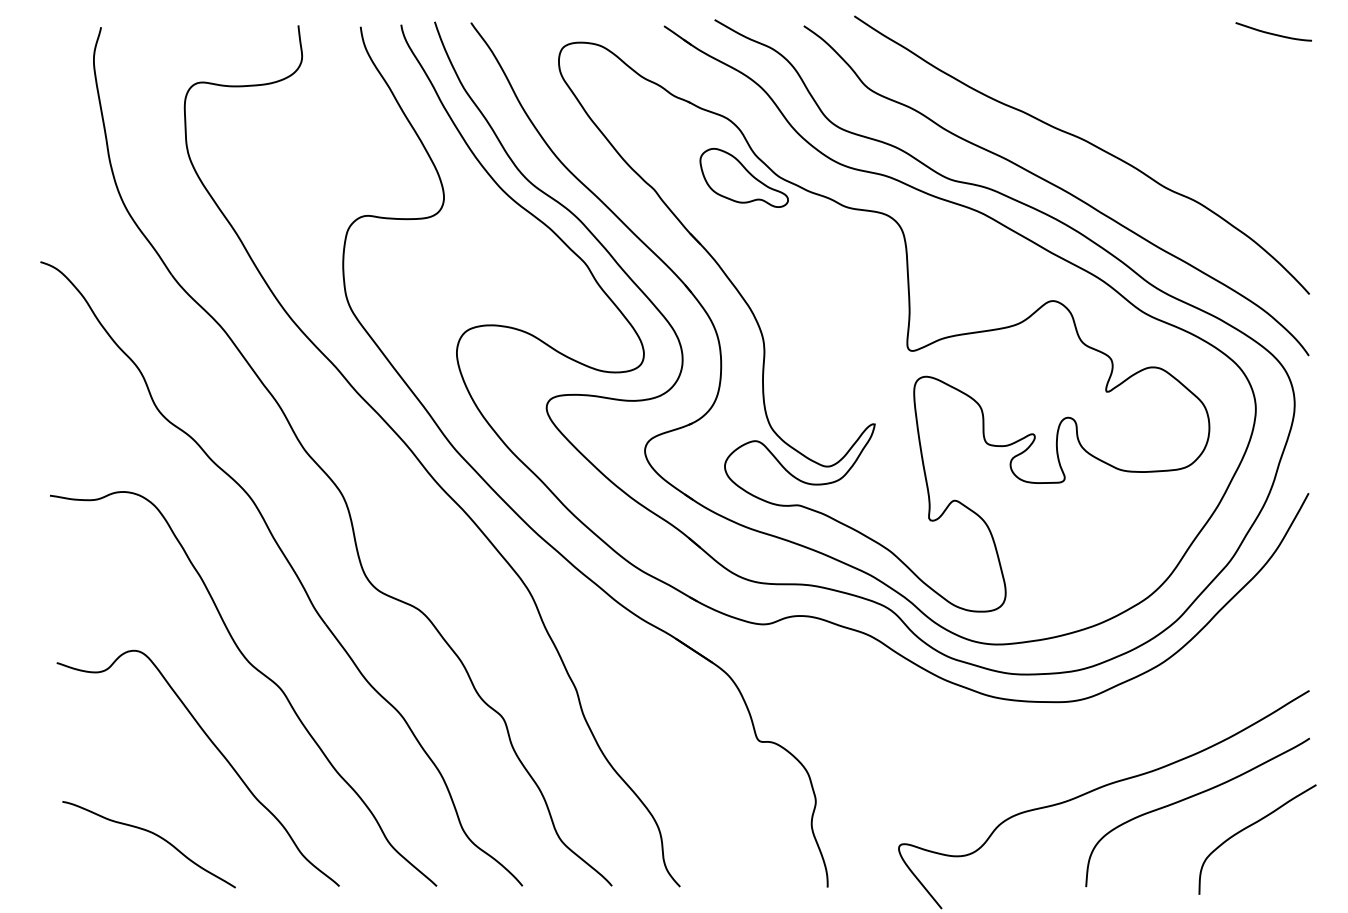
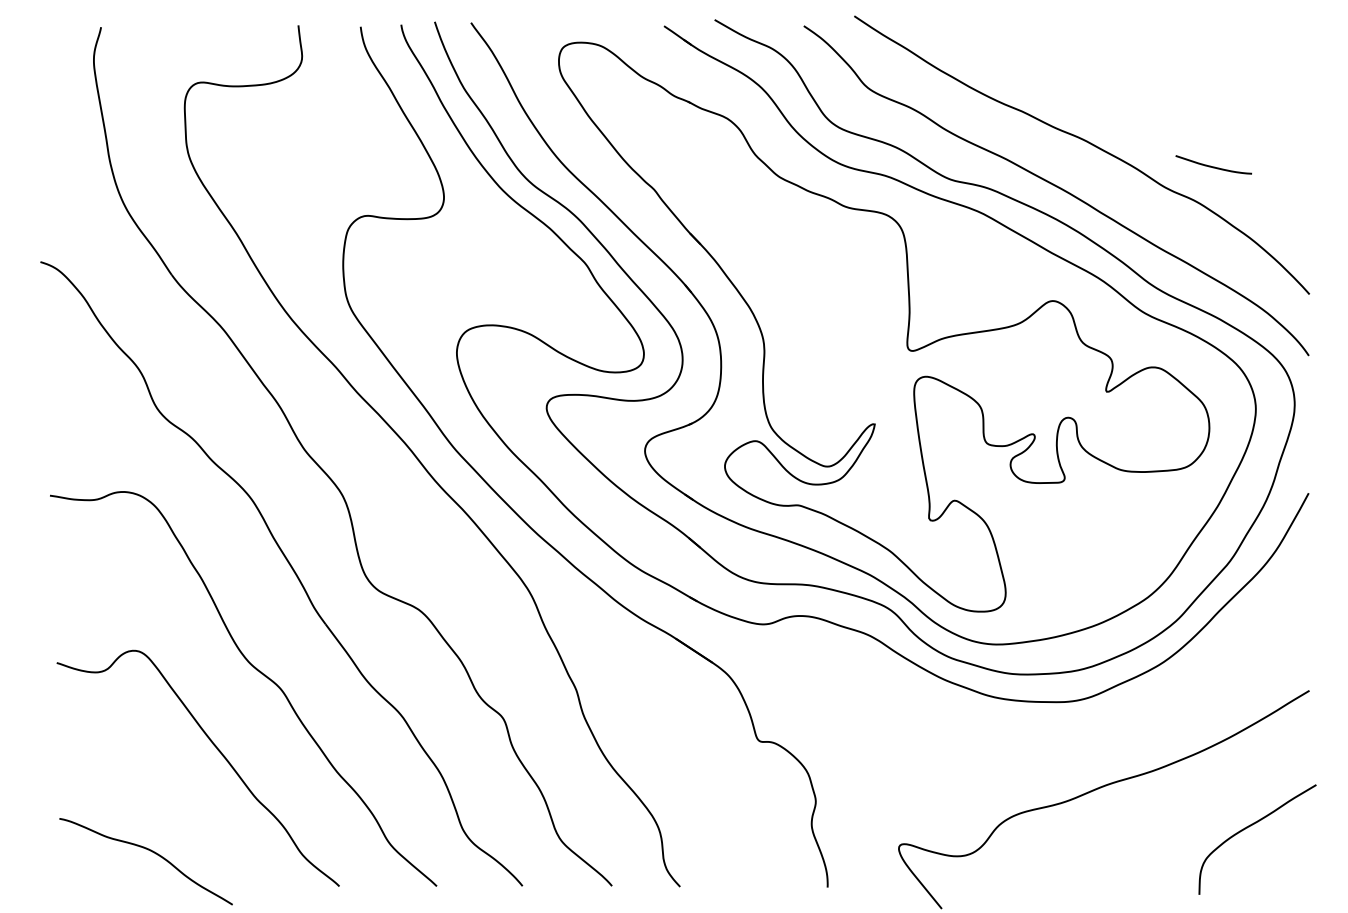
curve position: (1273, 33) -> (1213, 166) (1213, 166)
part: present -> none (743, 177)
curve: present -> none (1192, 797)
curve position: (153, 834) -> (150, 851) (150, 851)
